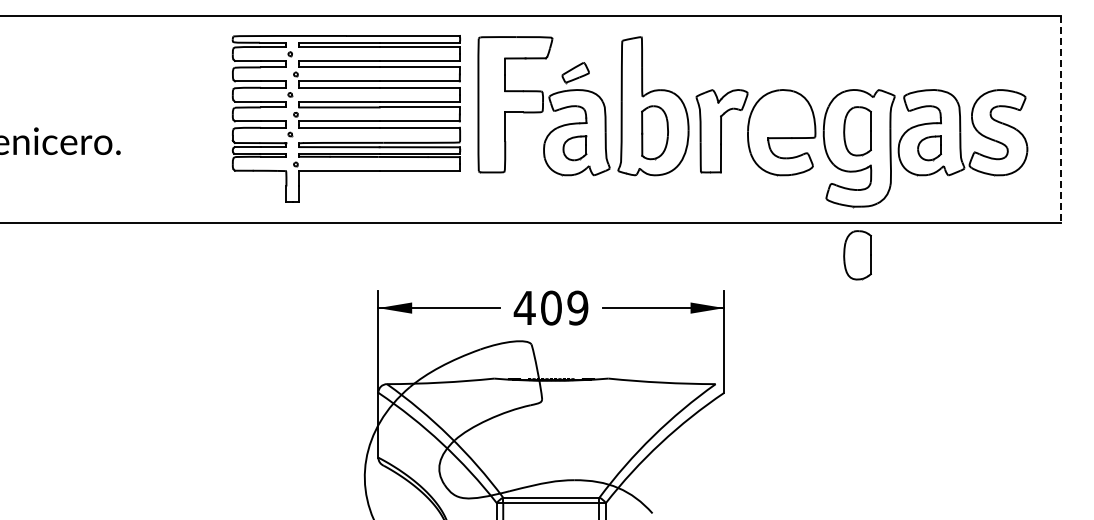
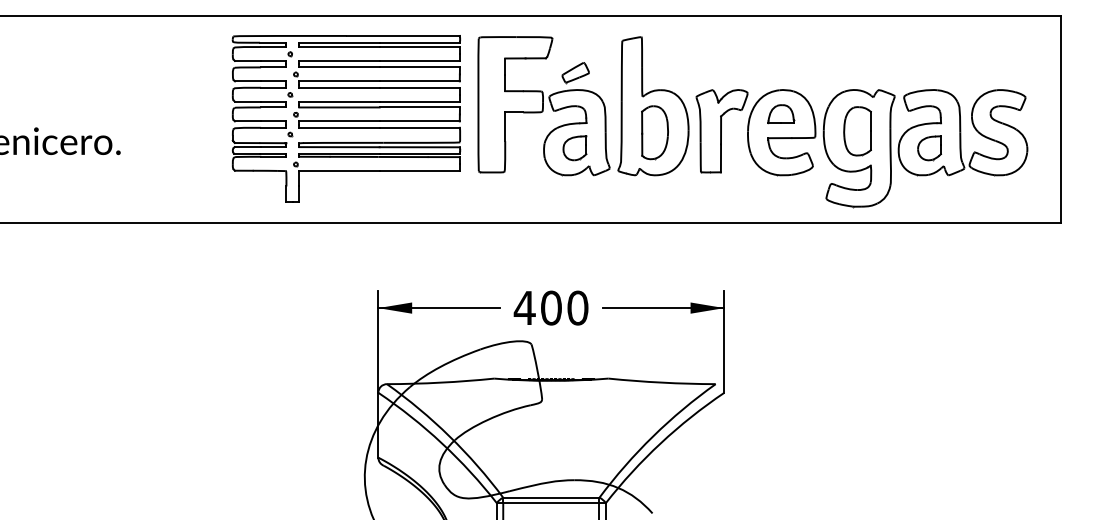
part: none -> present (781, 114)
line: dashed -> solid (1061, 119)
part: present -> none (857, 255)
text: 409 -> 400 (577, 307)
